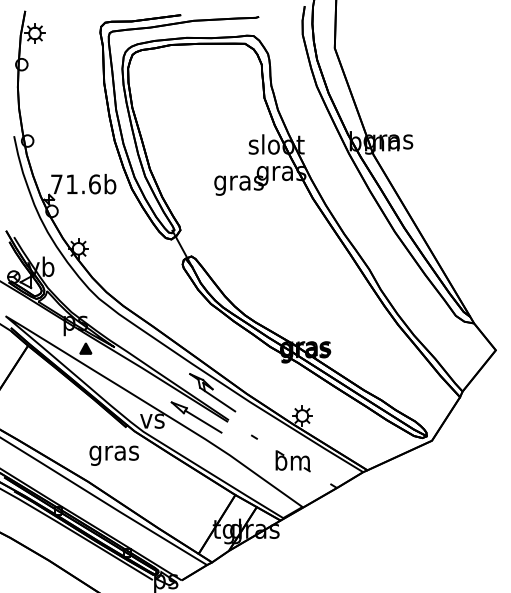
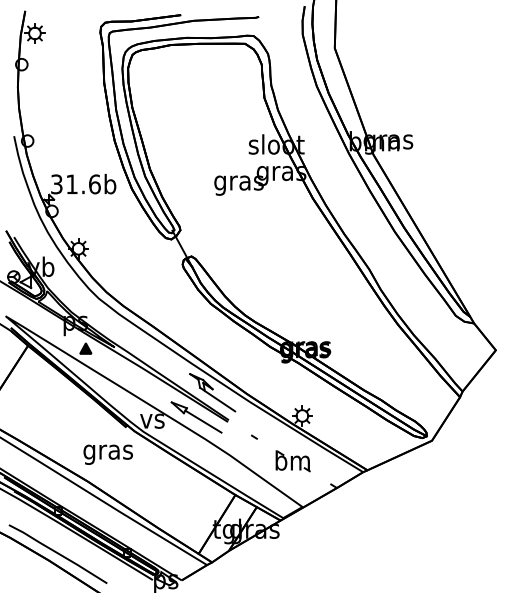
text: 71.6b -> 31.6b (56, 184)
text position: (113, 455) -> (107, 454) (107, 454)
line: none -> present (57, 553)
